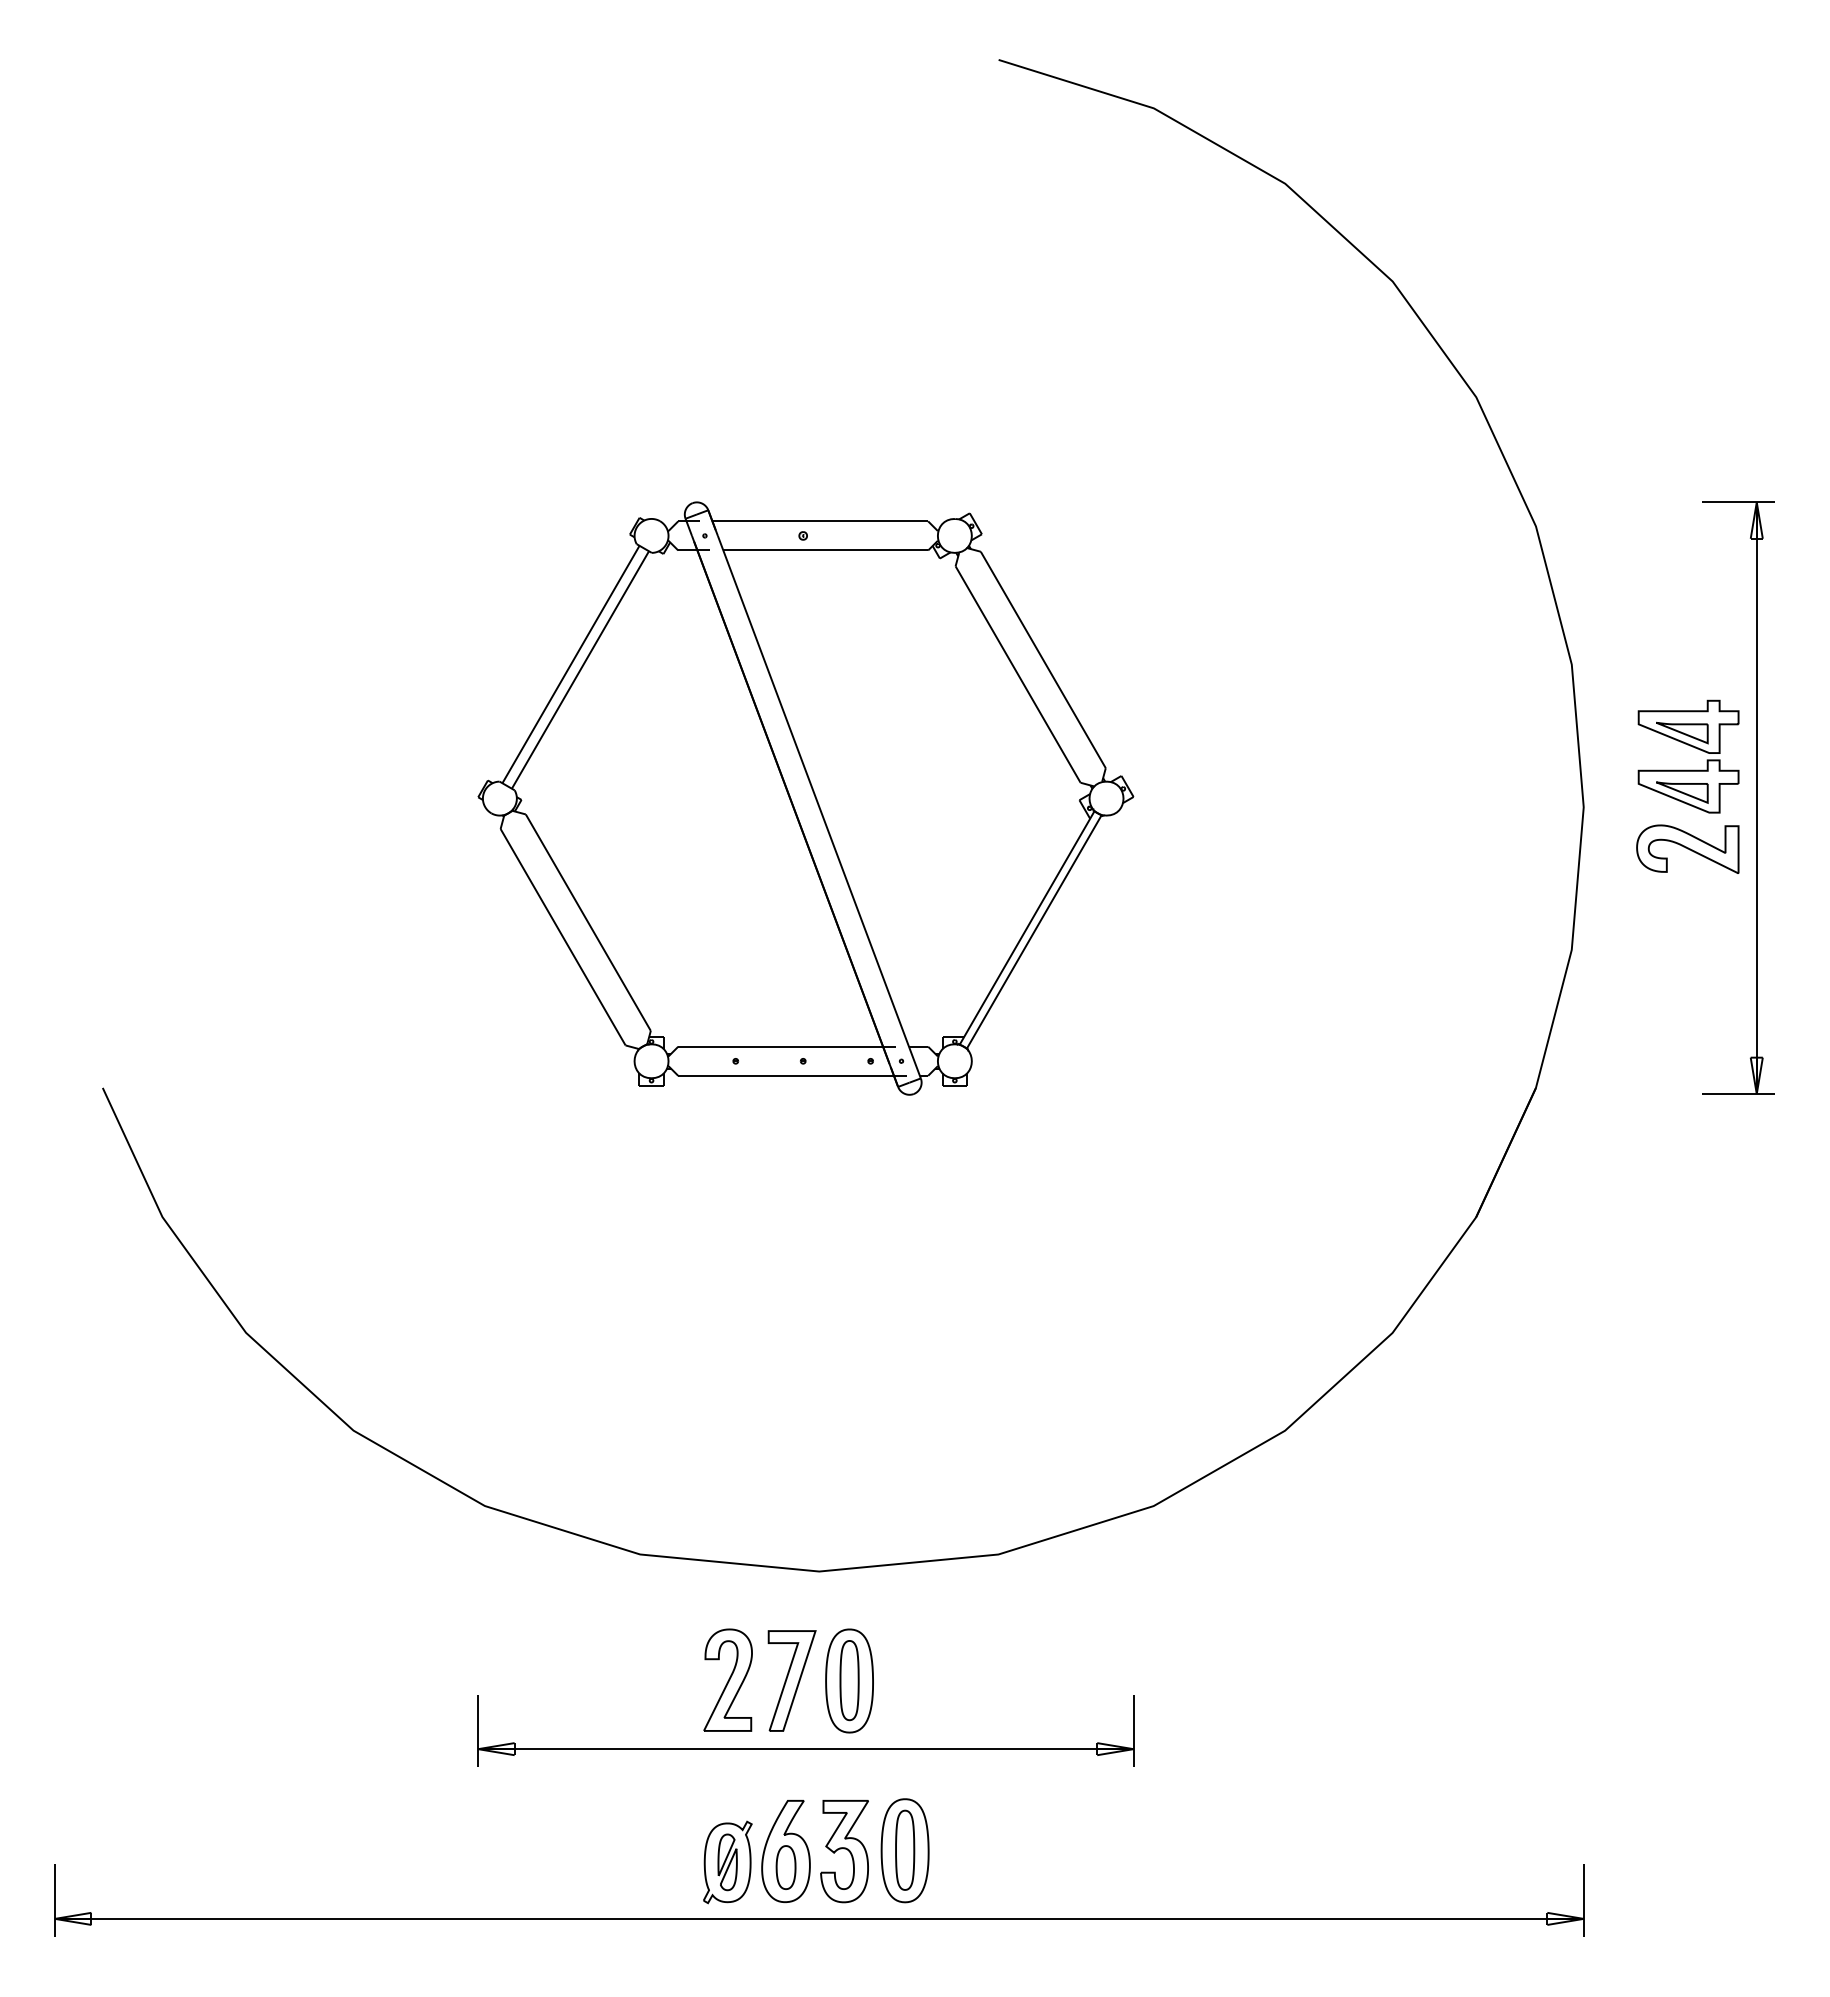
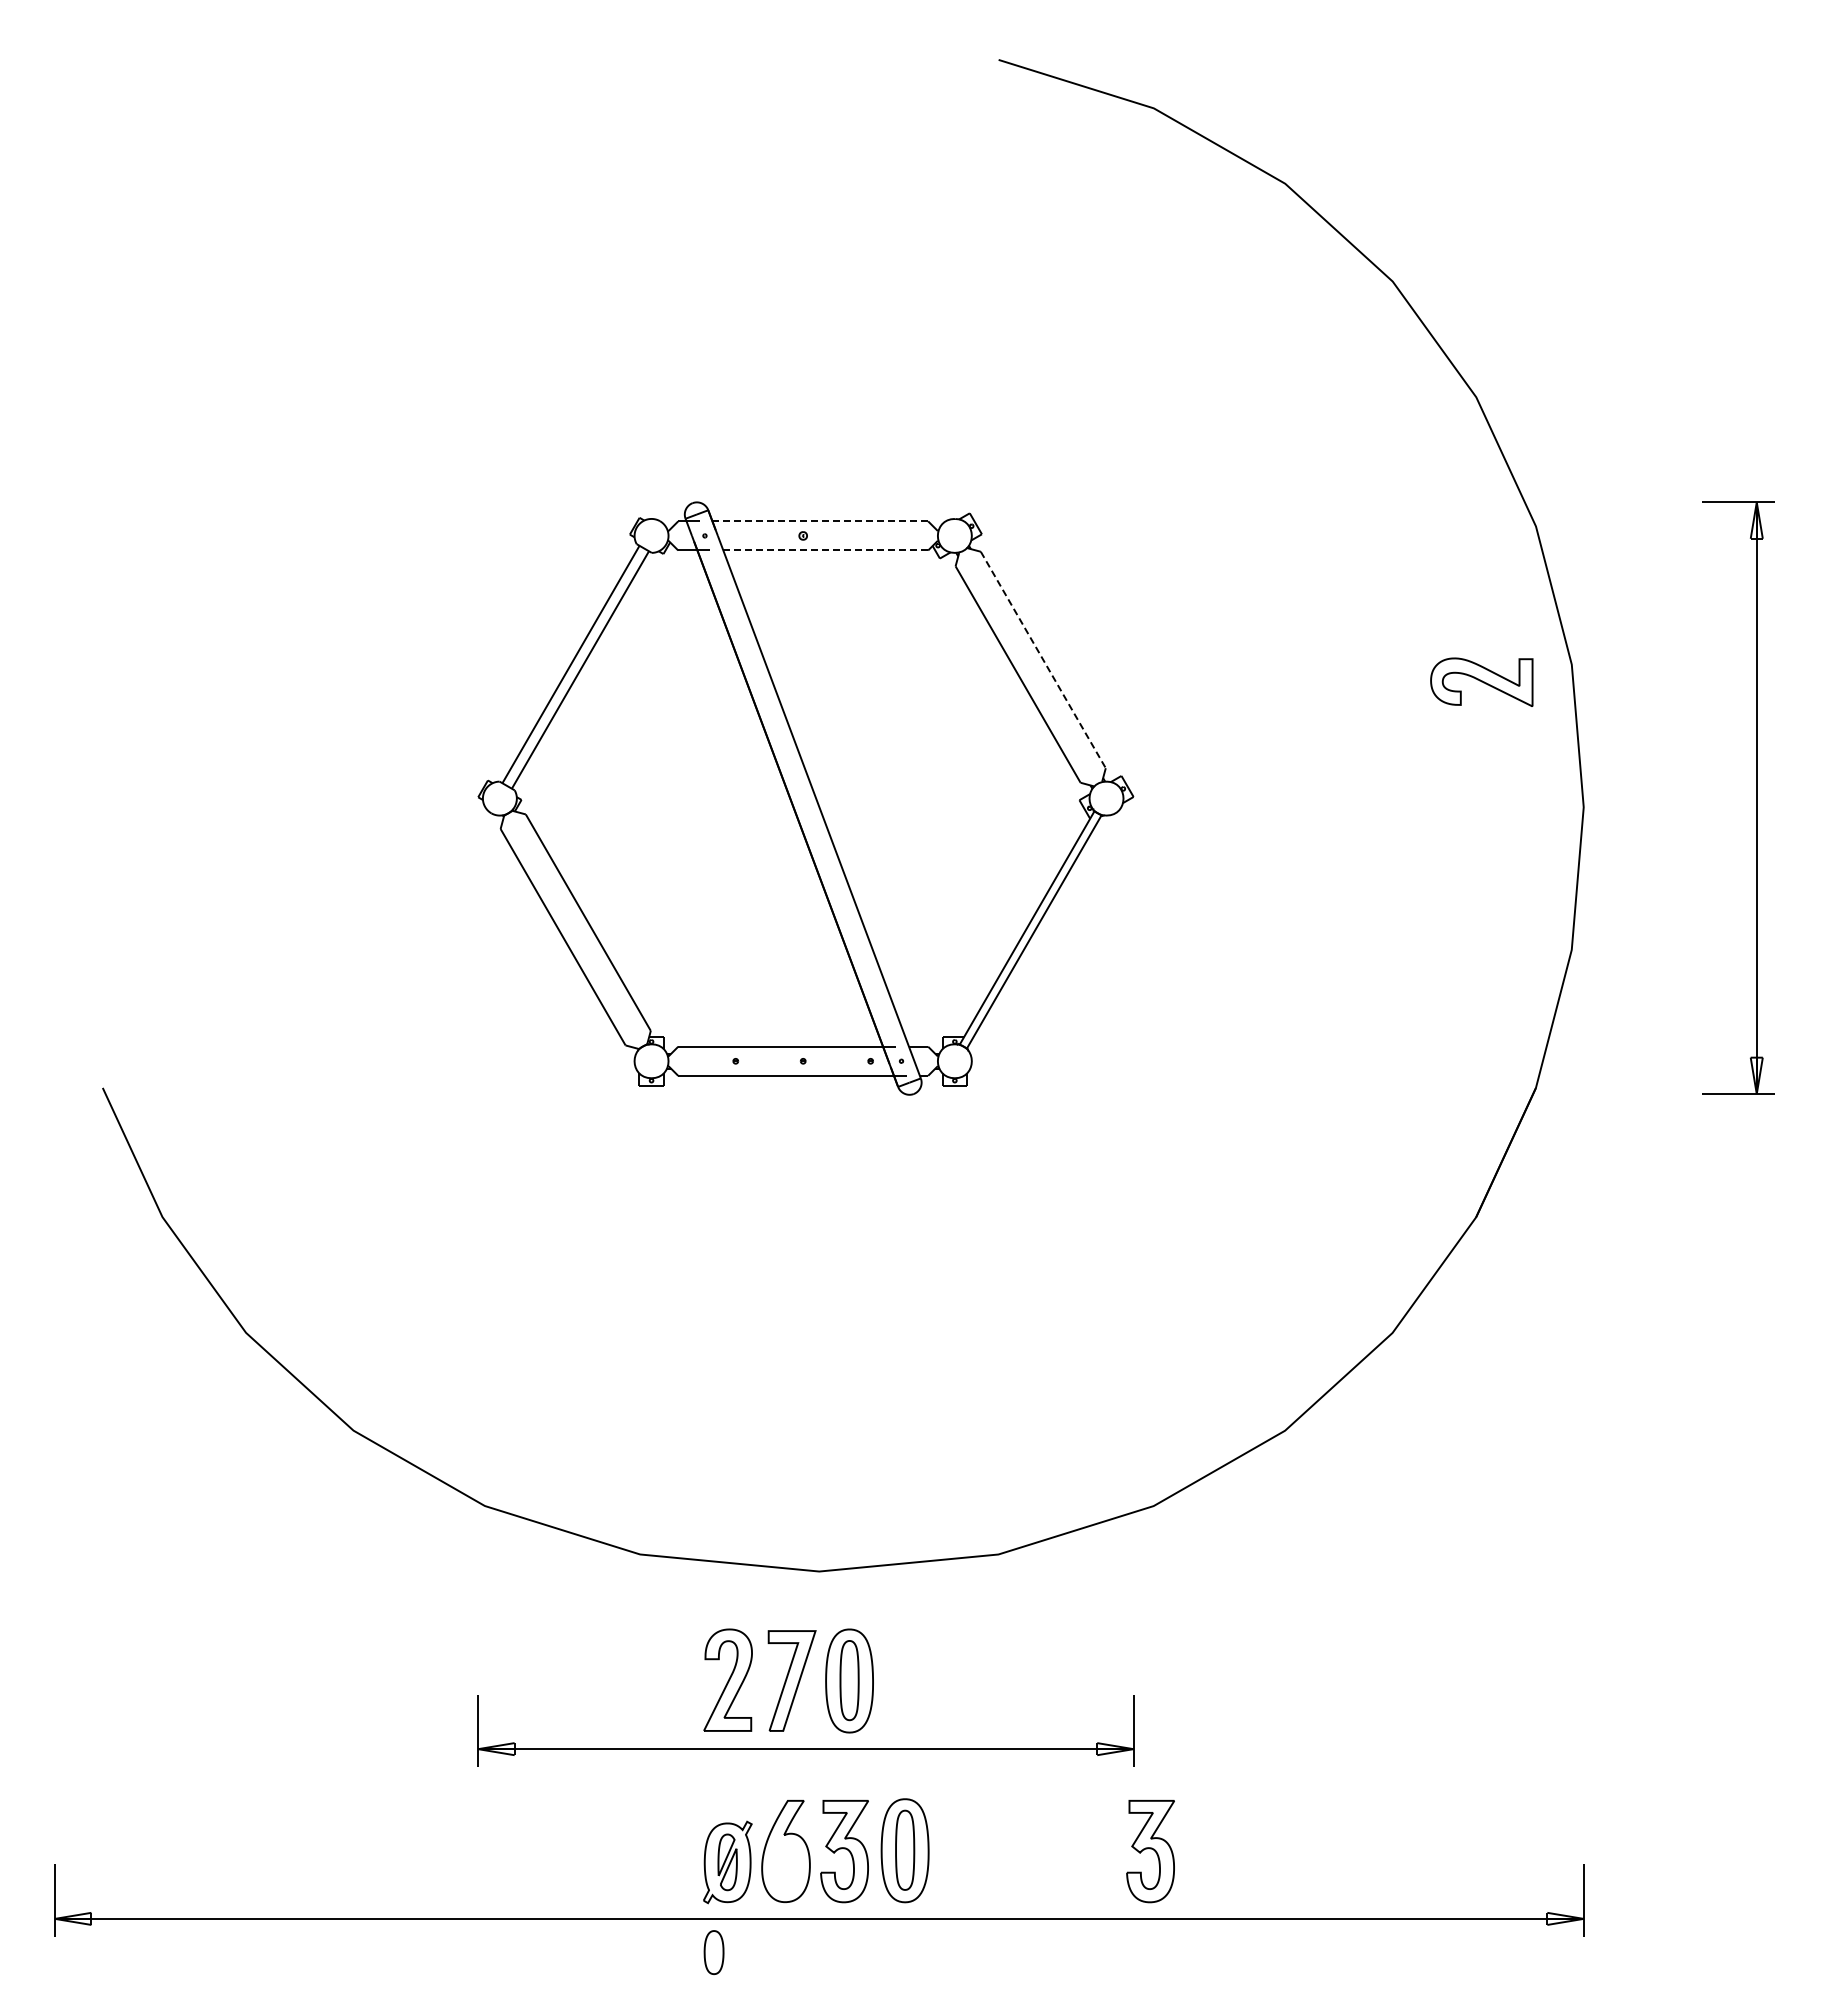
line: solid -> dashed (820, 521)
line: solid -> dashed (826, 550)
line: solid -> dashed (1043, 659)
part: present -> none (1692, 747)
part position: (1687, 848) -> (1481, 681) (1481, 681)
part: none -> present (1150, 1851)
part position: (785, 1867) -> (713, 1952) (713, 1952)
